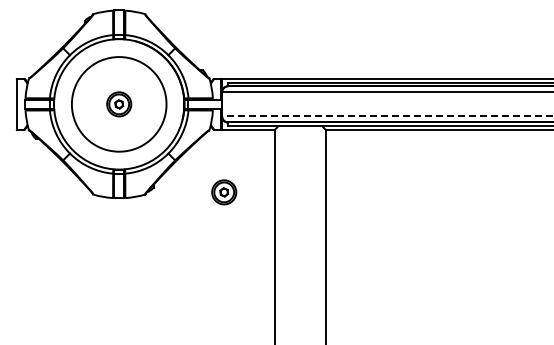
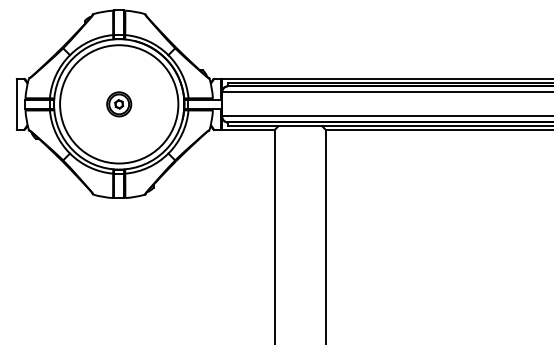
circle diameter: 95 px -> 118 px (119, 104)
line: dashed -> solid (387, 116)
part: present -> none (224, 192)
